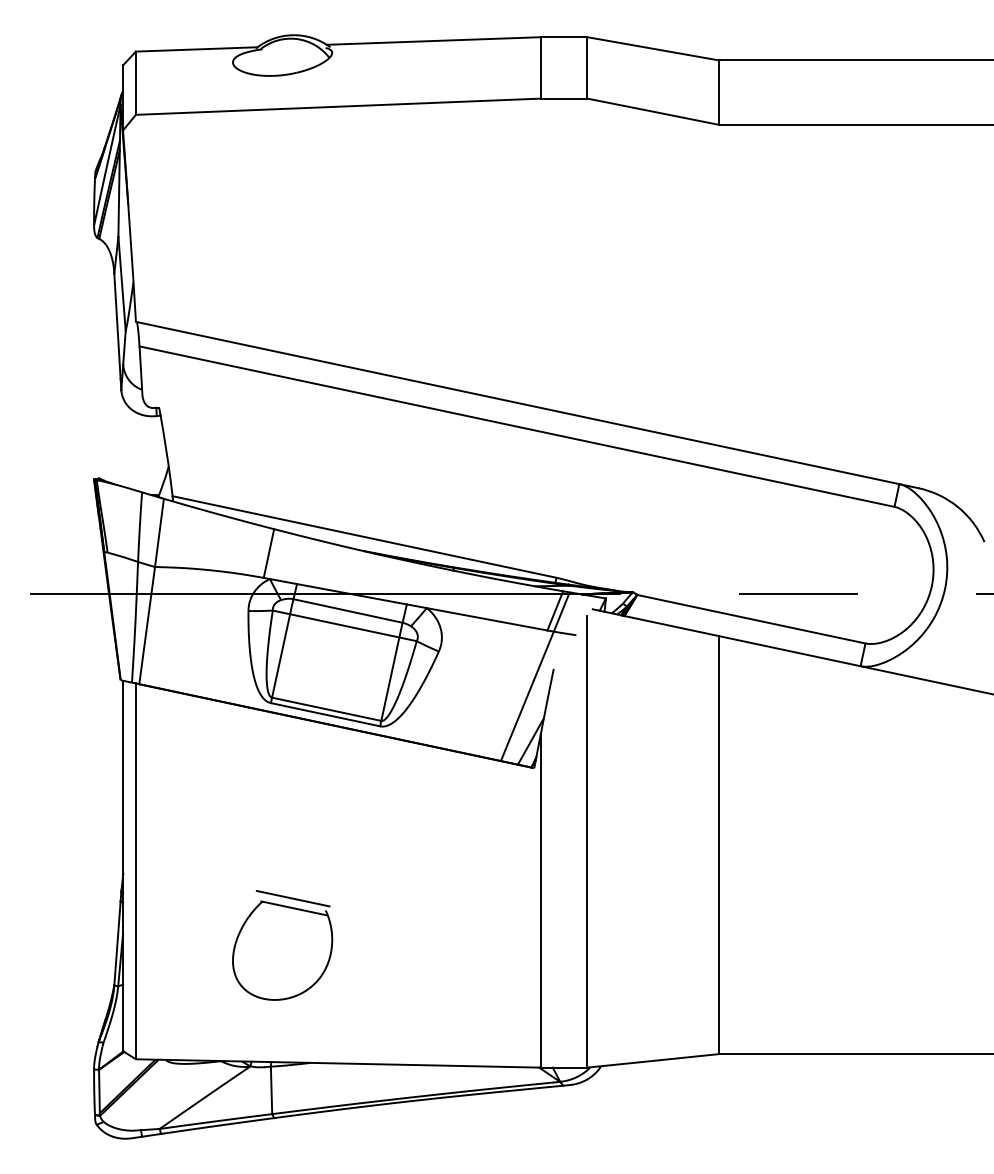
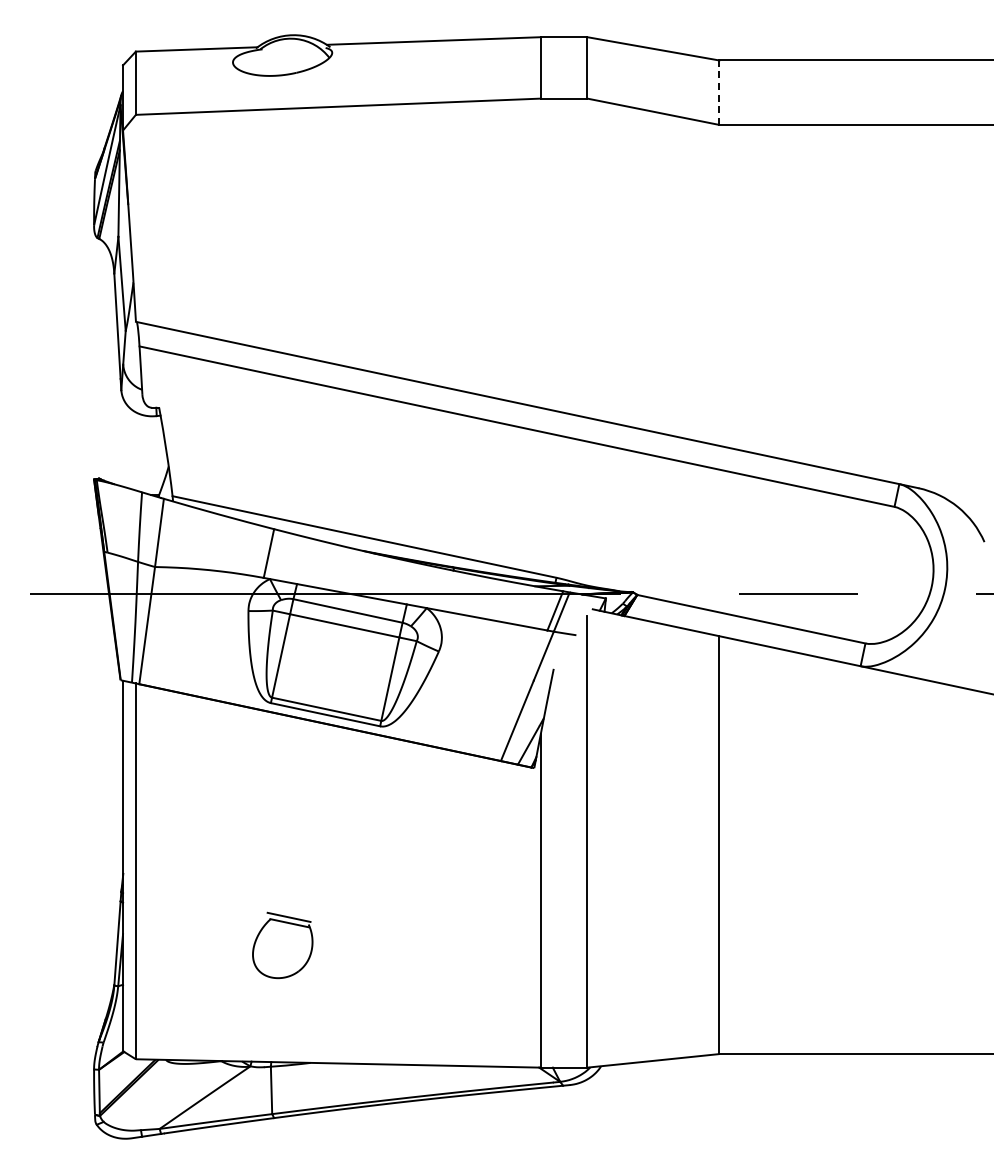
line: solid -> dashed (719, 92)
part size: 102x111 px -> 62x69 px (282, 945)
